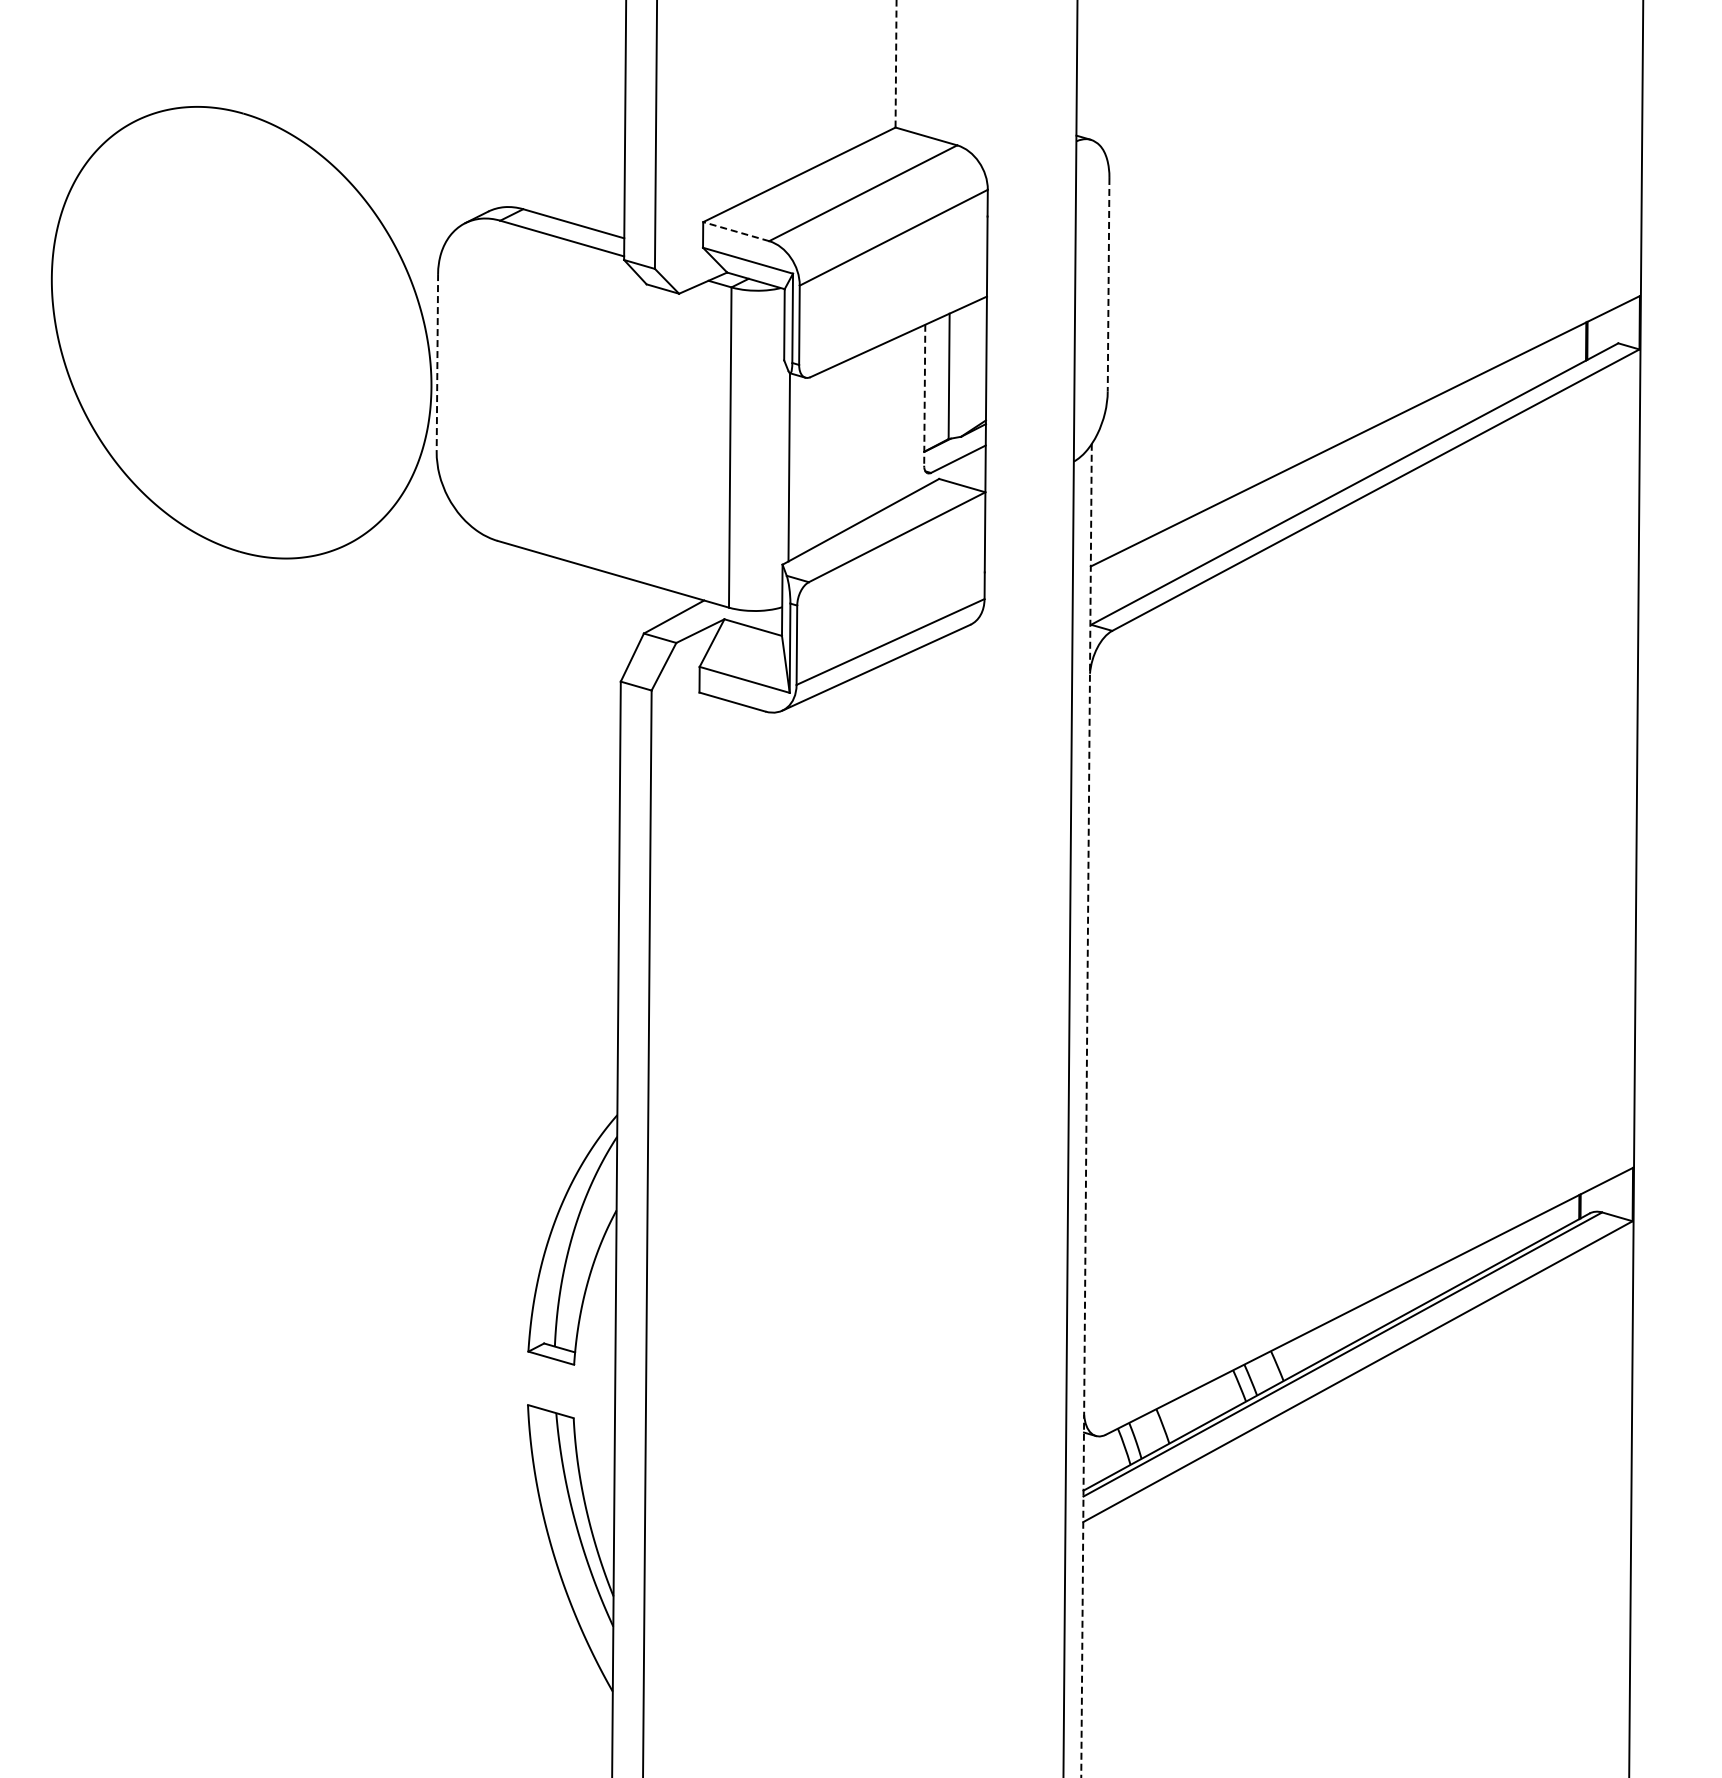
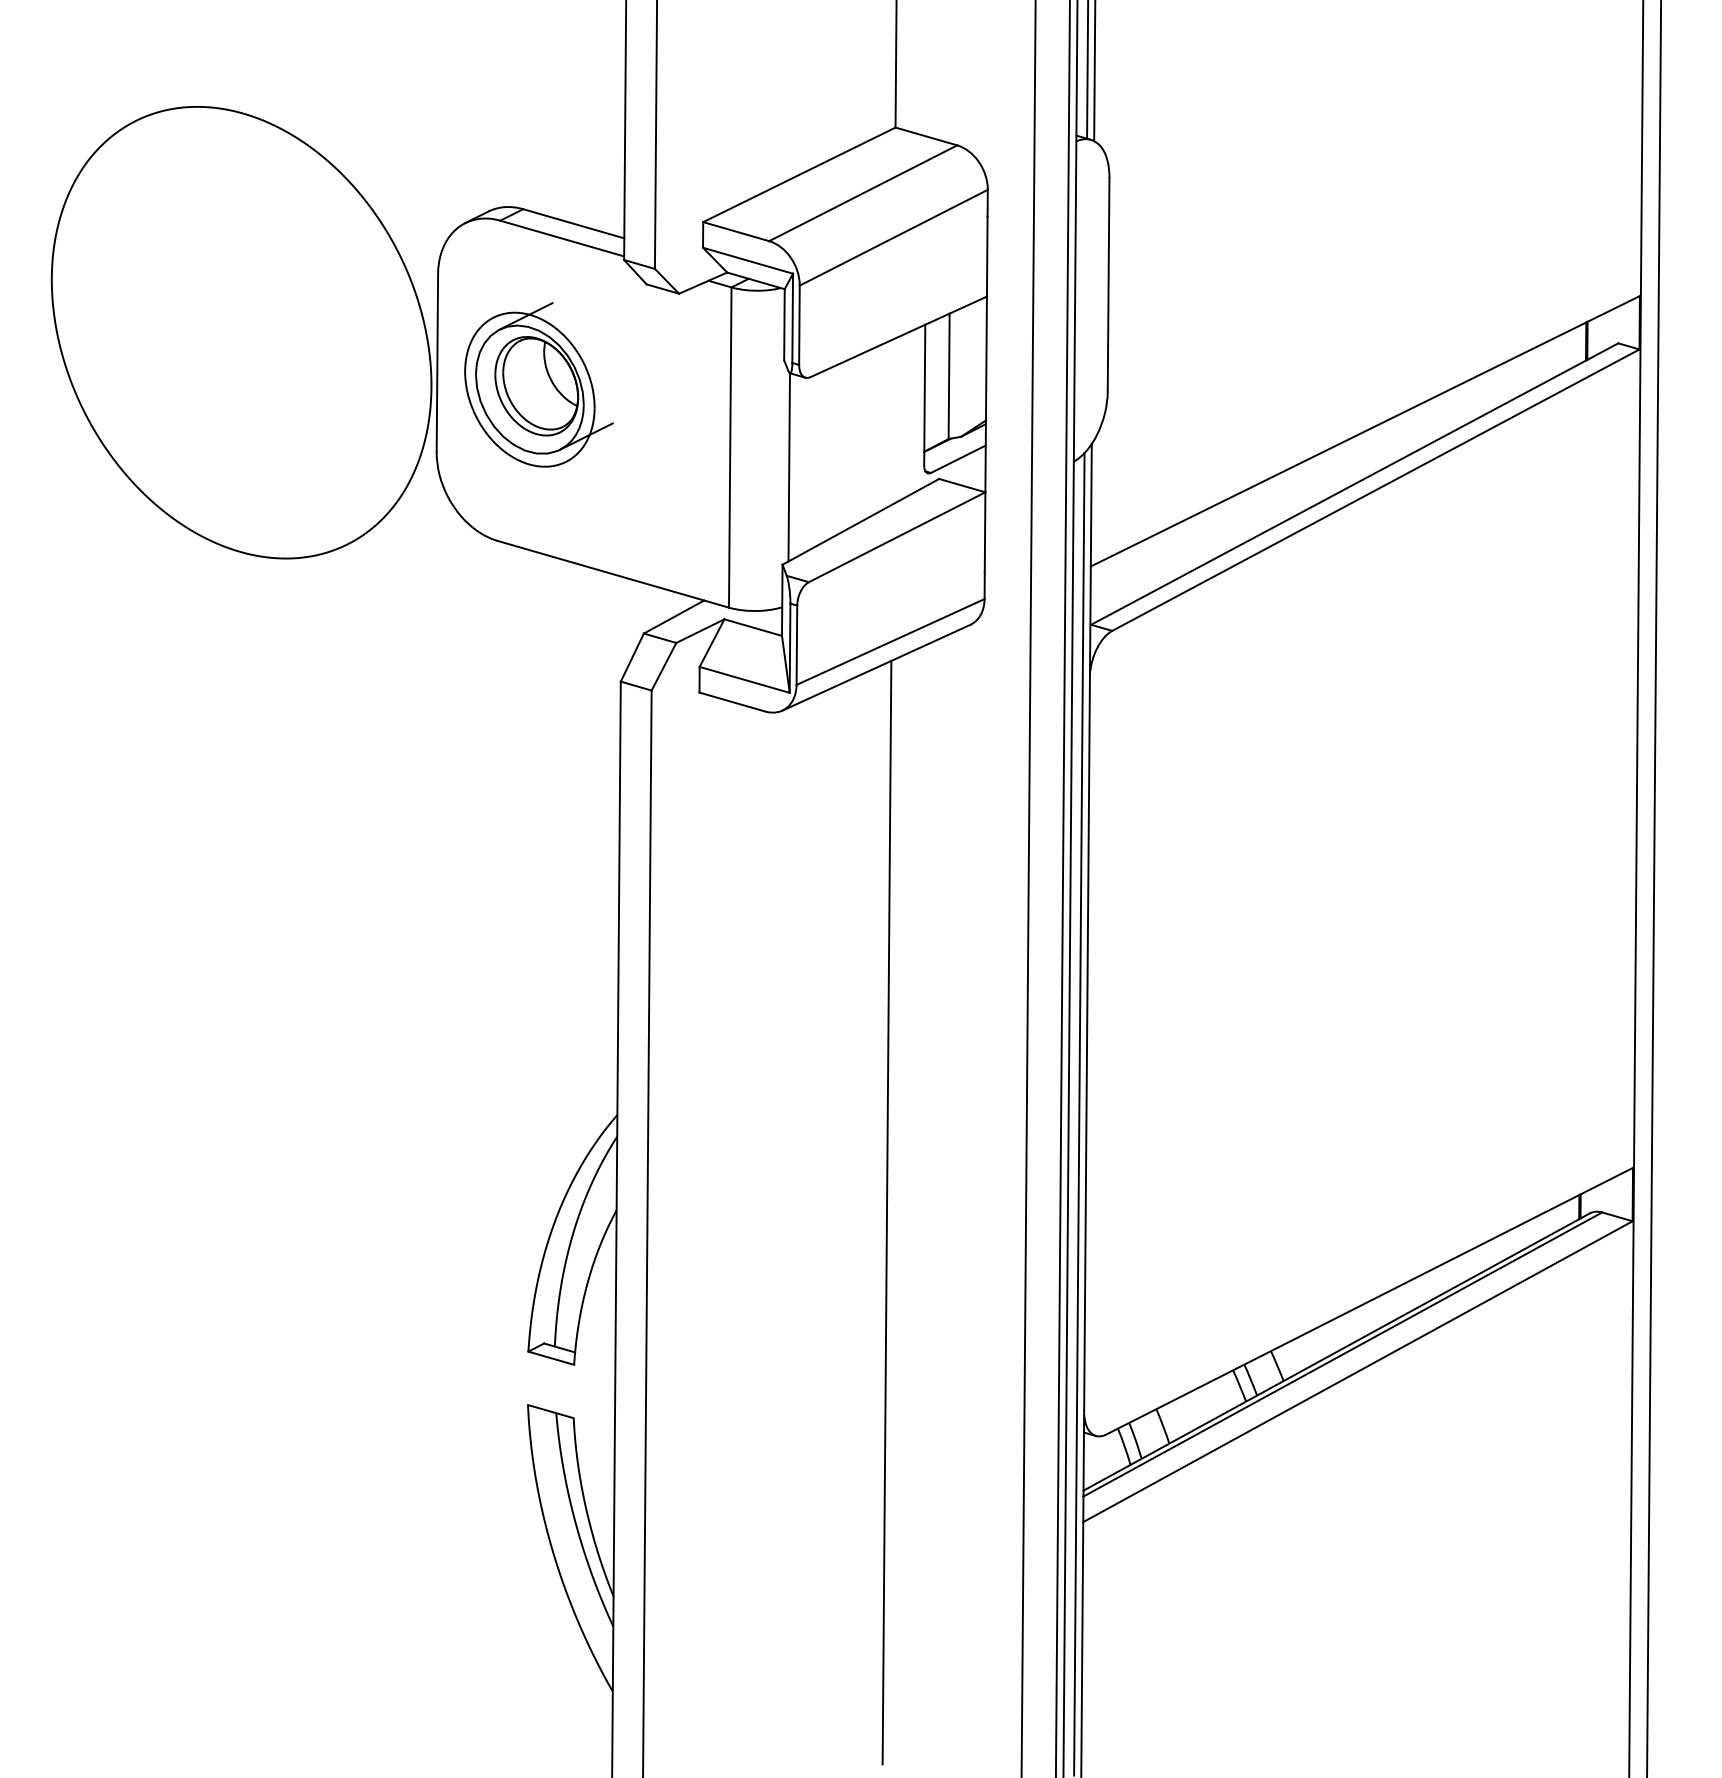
line: dashed -> solid (896, 63)
line: none -> present (1087, 70)
line: none -> present (1094, 71)
line: dashed -> solid (735, 231)
line: dashed -> solid (1108, 284)
line: dashed -> solid (437, 363)
part: none -> present (538, 384)
line: dashed -> solid (924, 395)
line: none -> present (1028, 888)
line: none -> present (1062, 888)
line: none -> present (1654, 888)
line: dashed -> solid (1086, 1110)
line: none -> present (1079, 1113)
line: none -> present (886, 1212)
